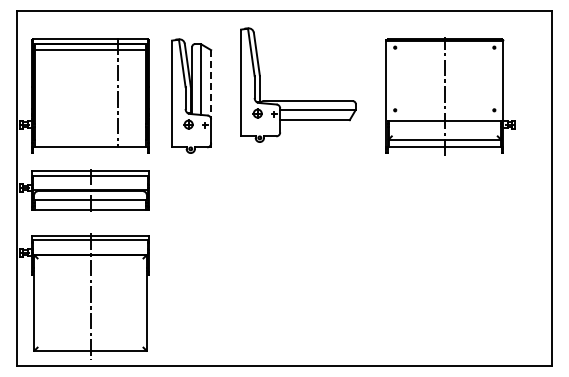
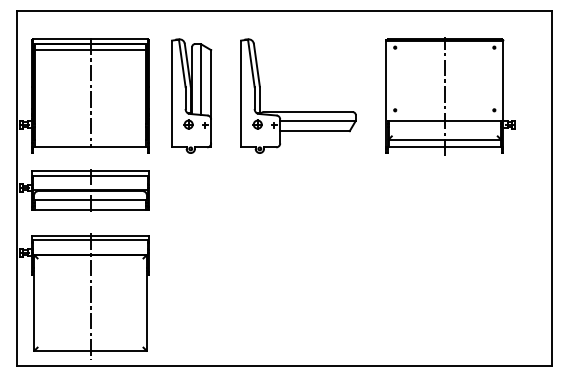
line: dashed -> solid (211, 84)
line position: (117, 92) -> (90, 92) (90, 92)
part position: (298, 100) -> (298, 111) (298, 111)
